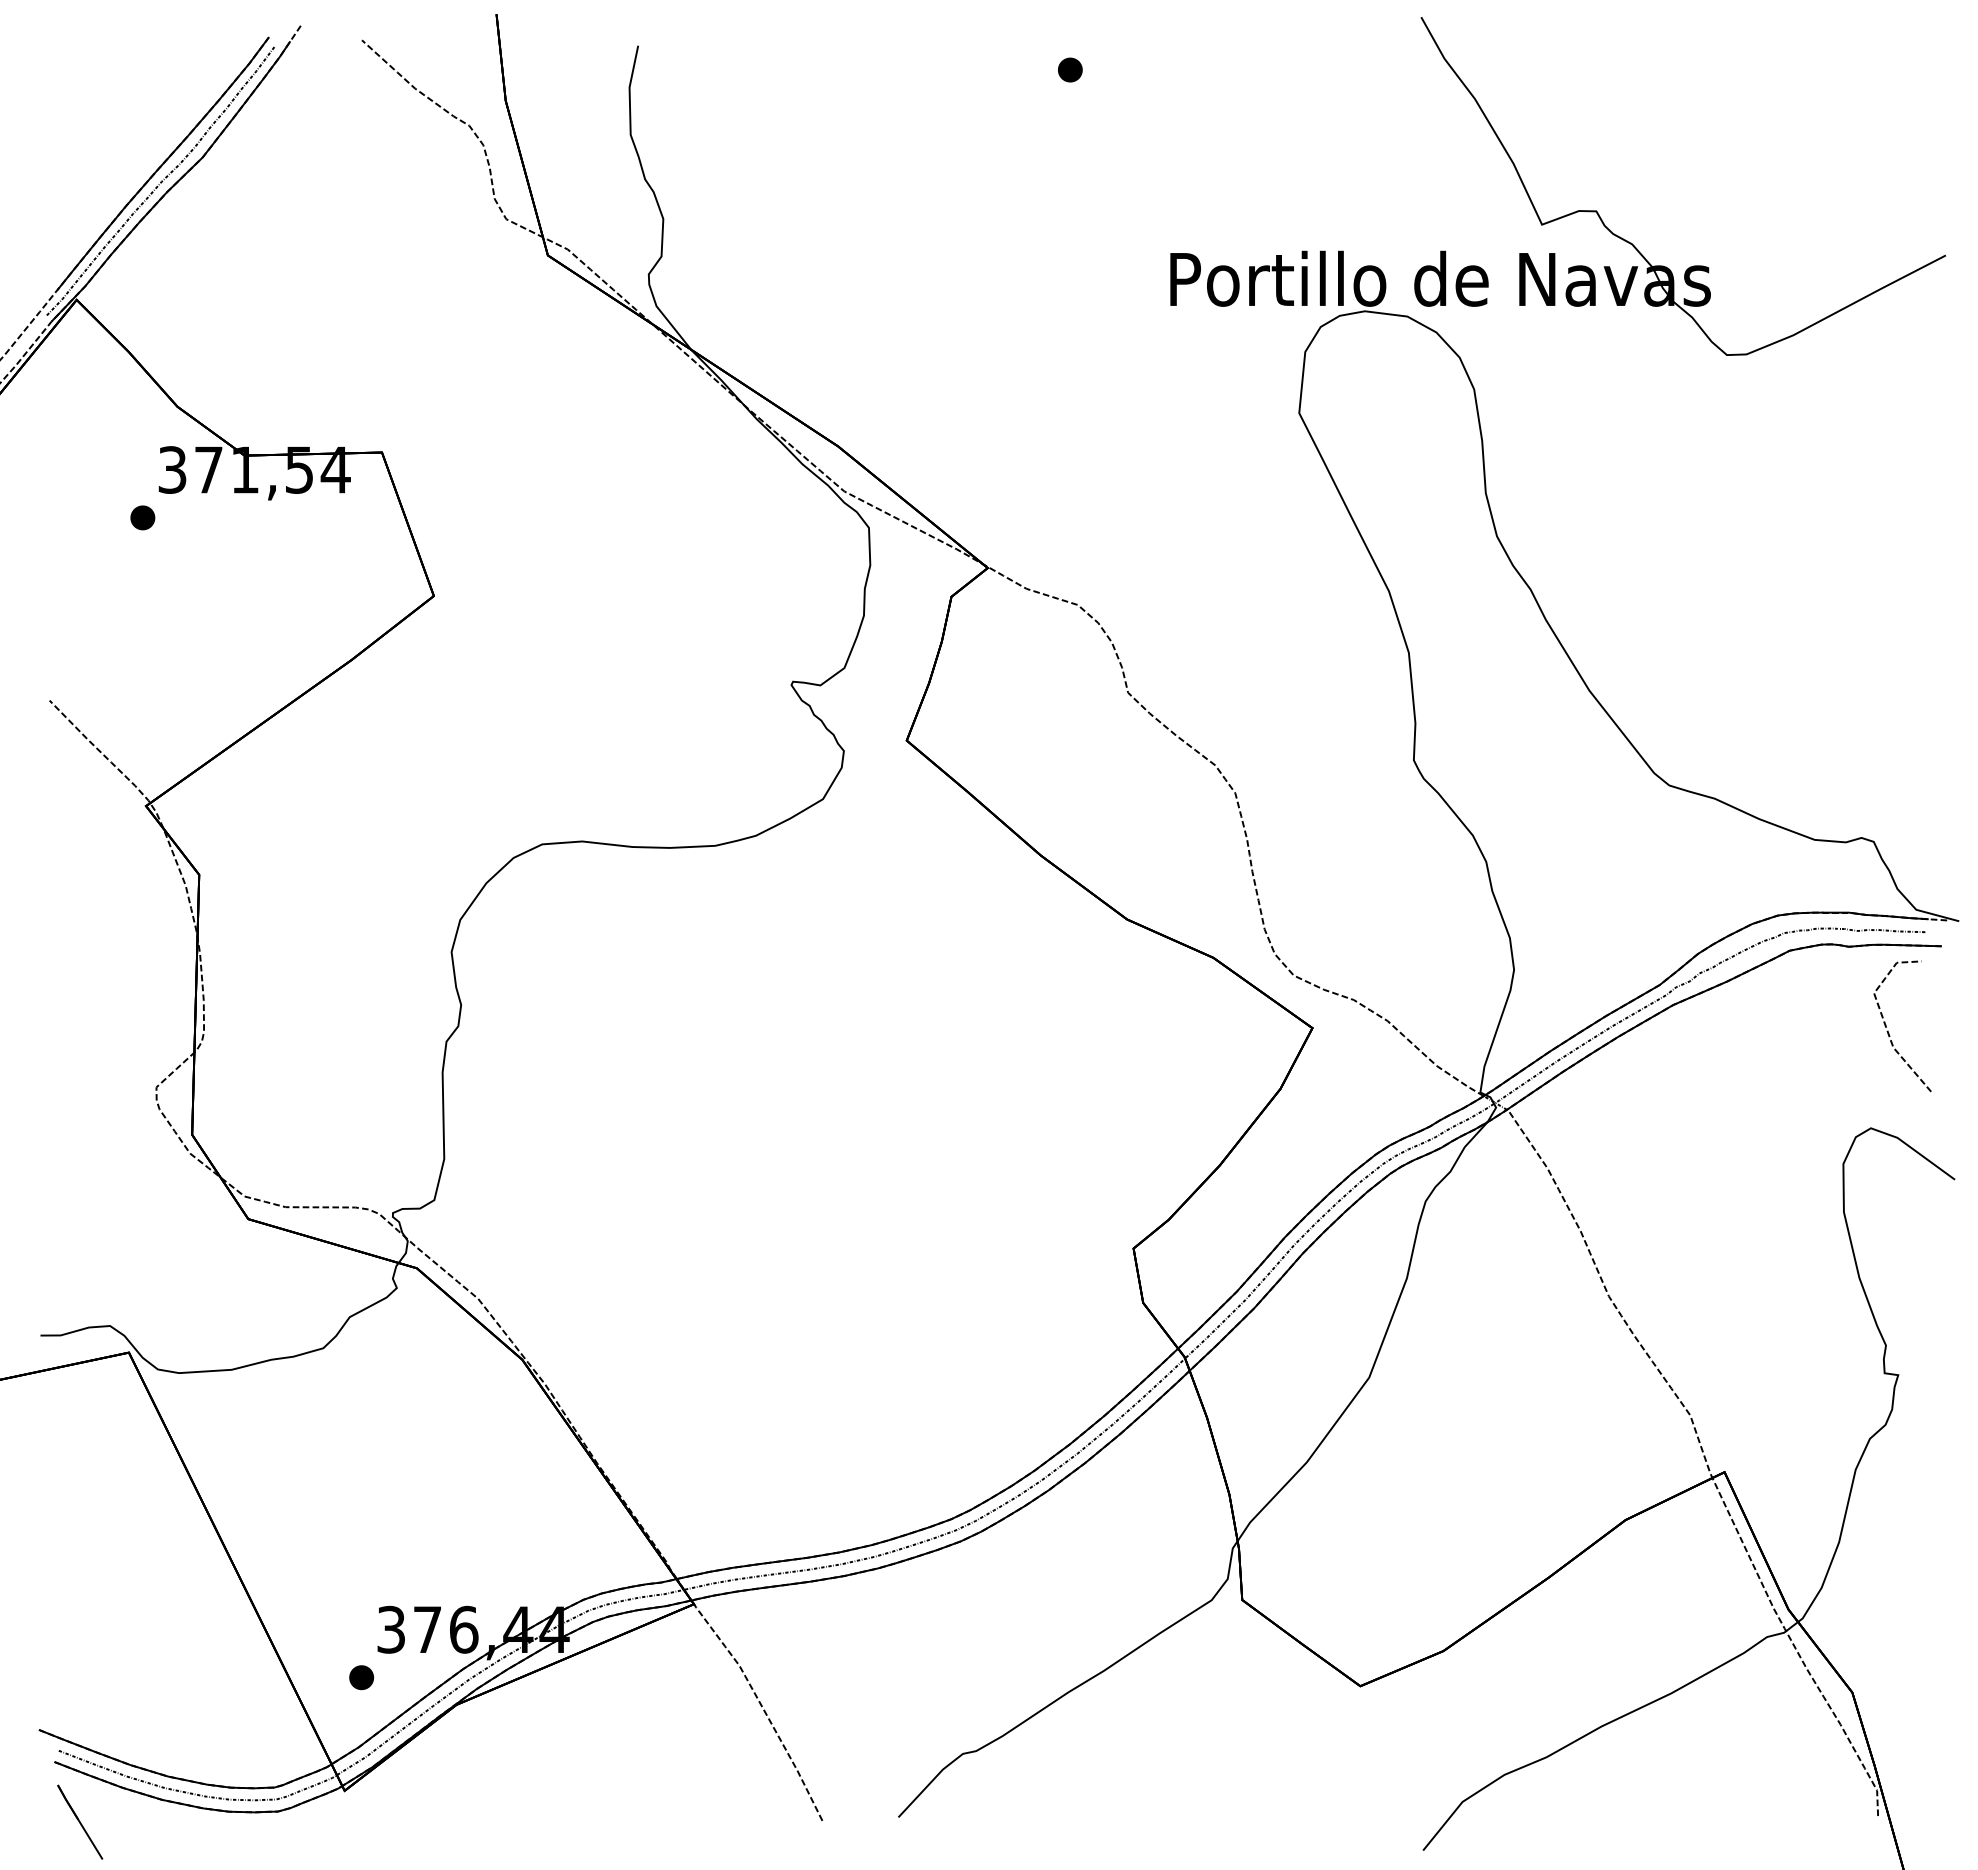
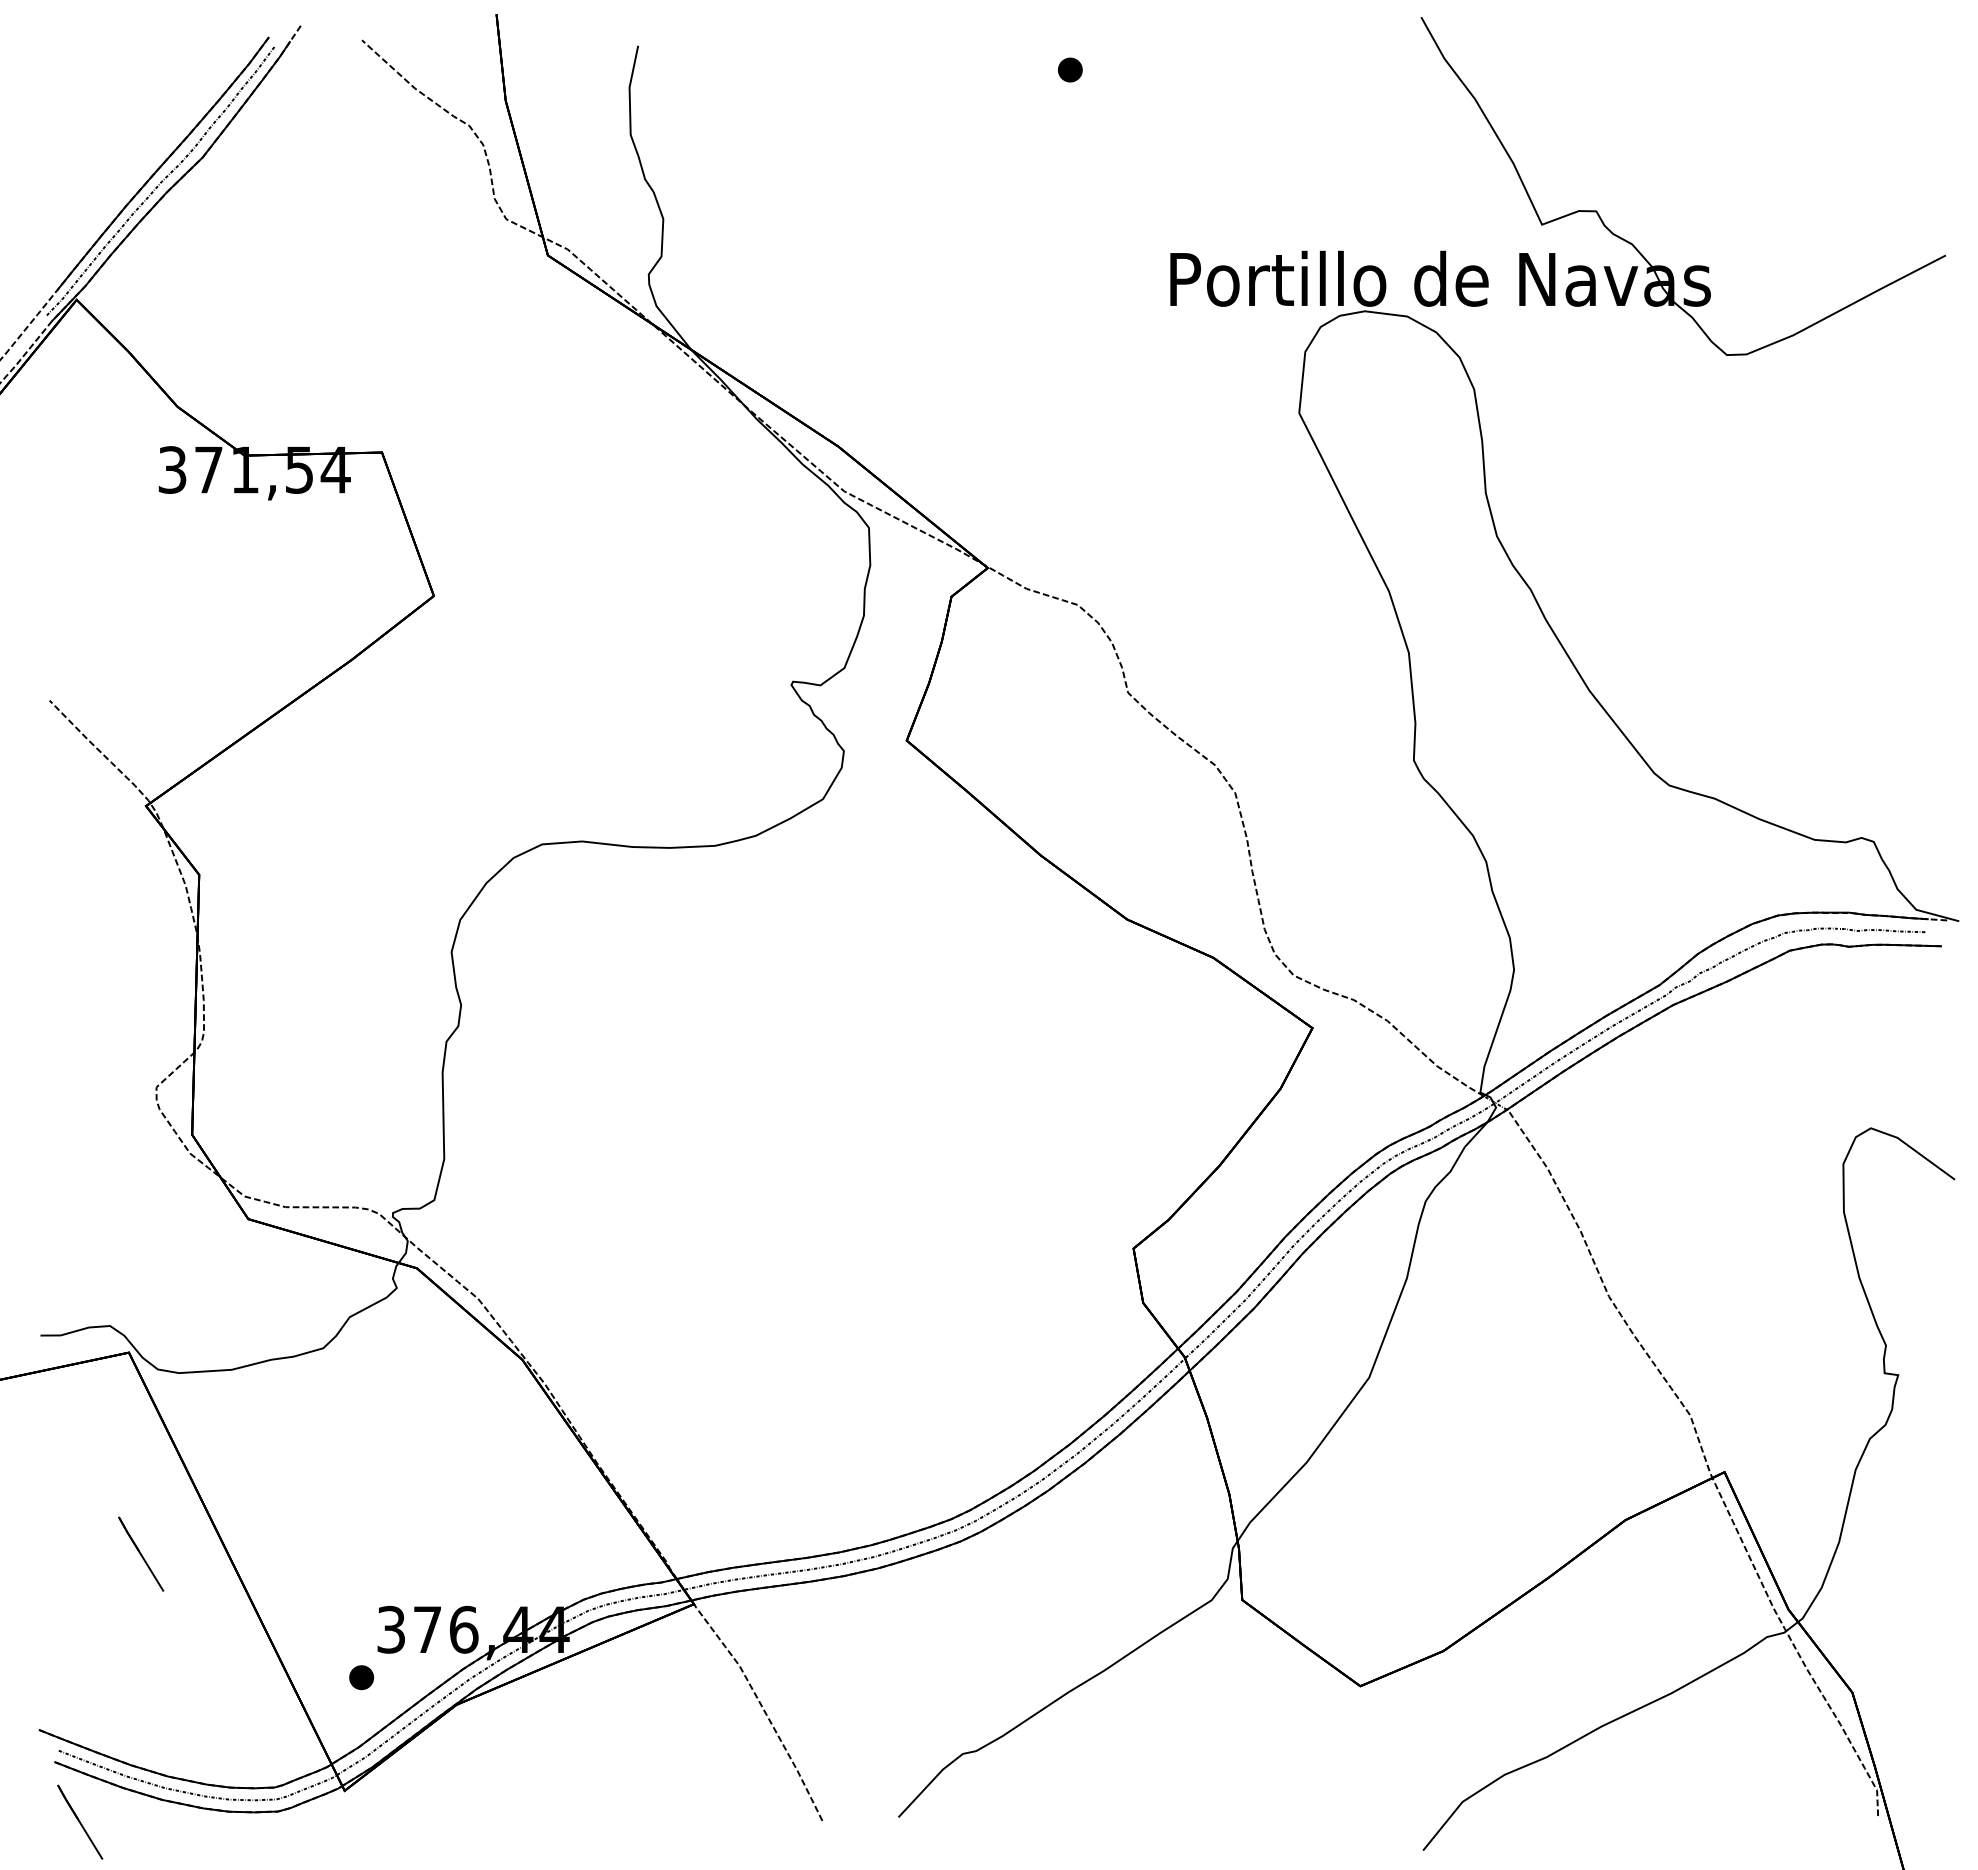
part: present -> none (142, 517)
curve: present -> none (1888, 1030)
line: none -> present (141, 1553)
